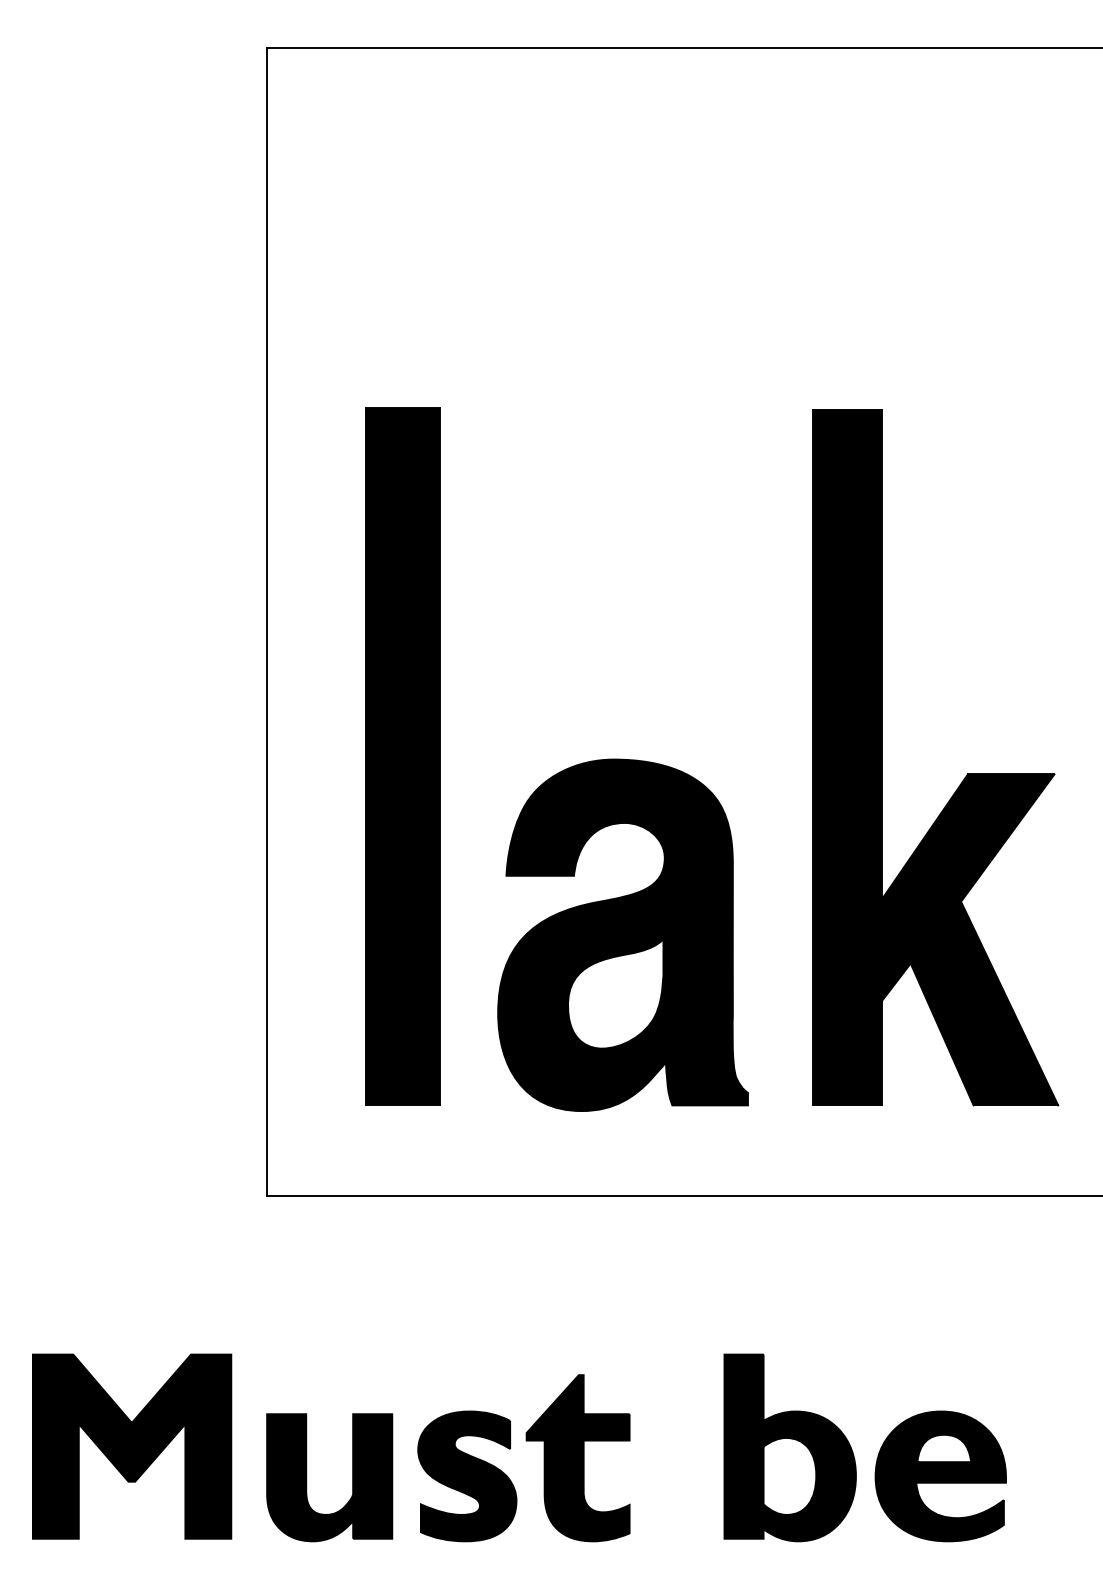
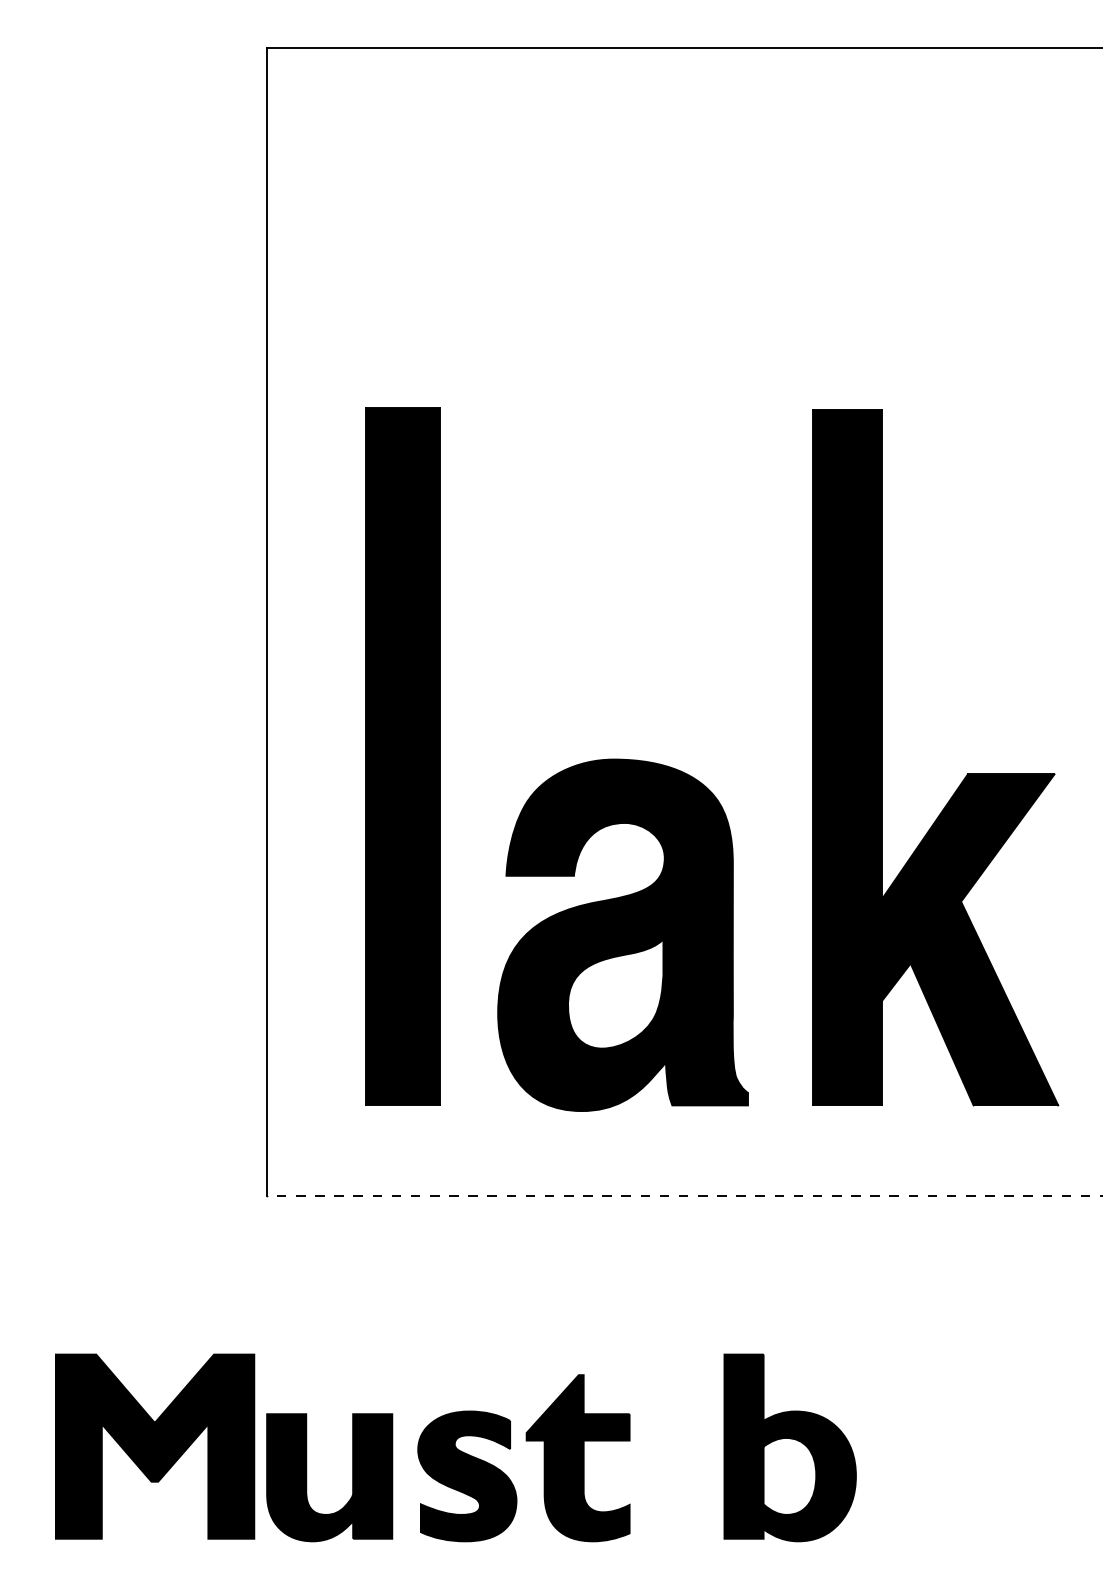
line: solid -> dashed (685, 1196)
part position: (132, 1446) -> (155, 1446) (155, 1446)
part: present -> none (940, 1476)
